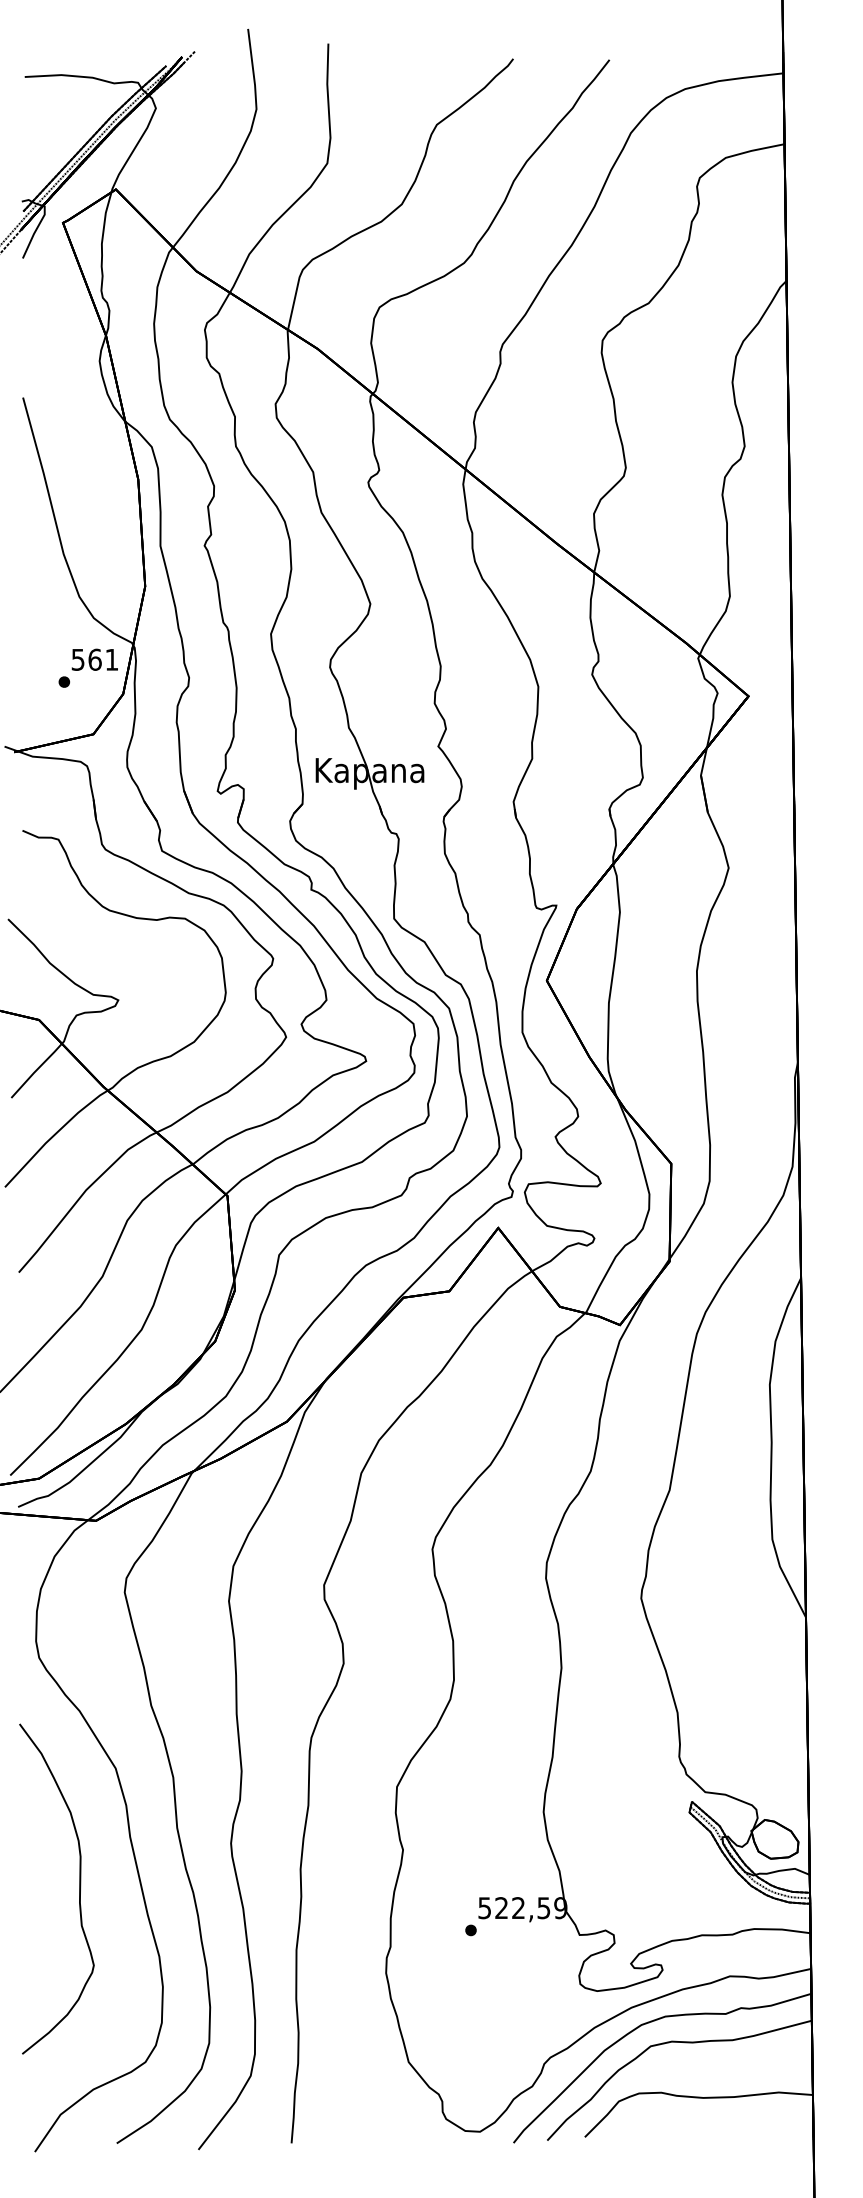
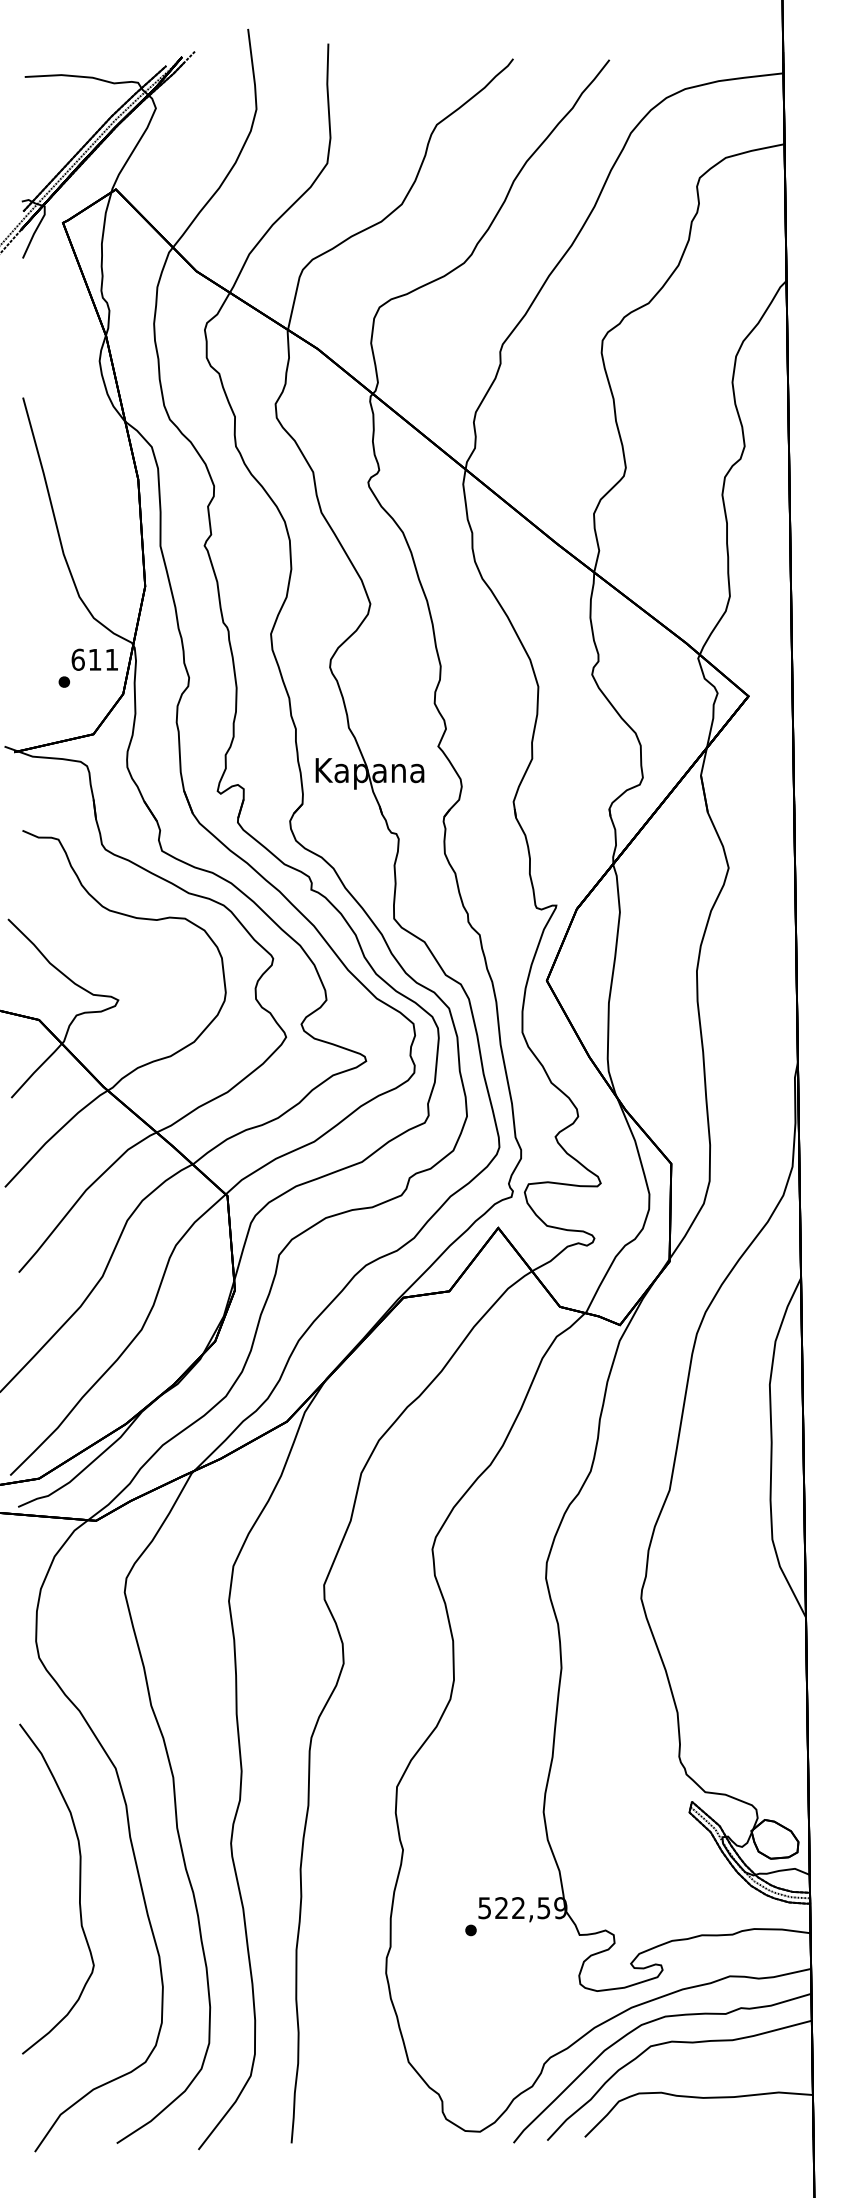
text: 561 -> 611 (86, 659)
